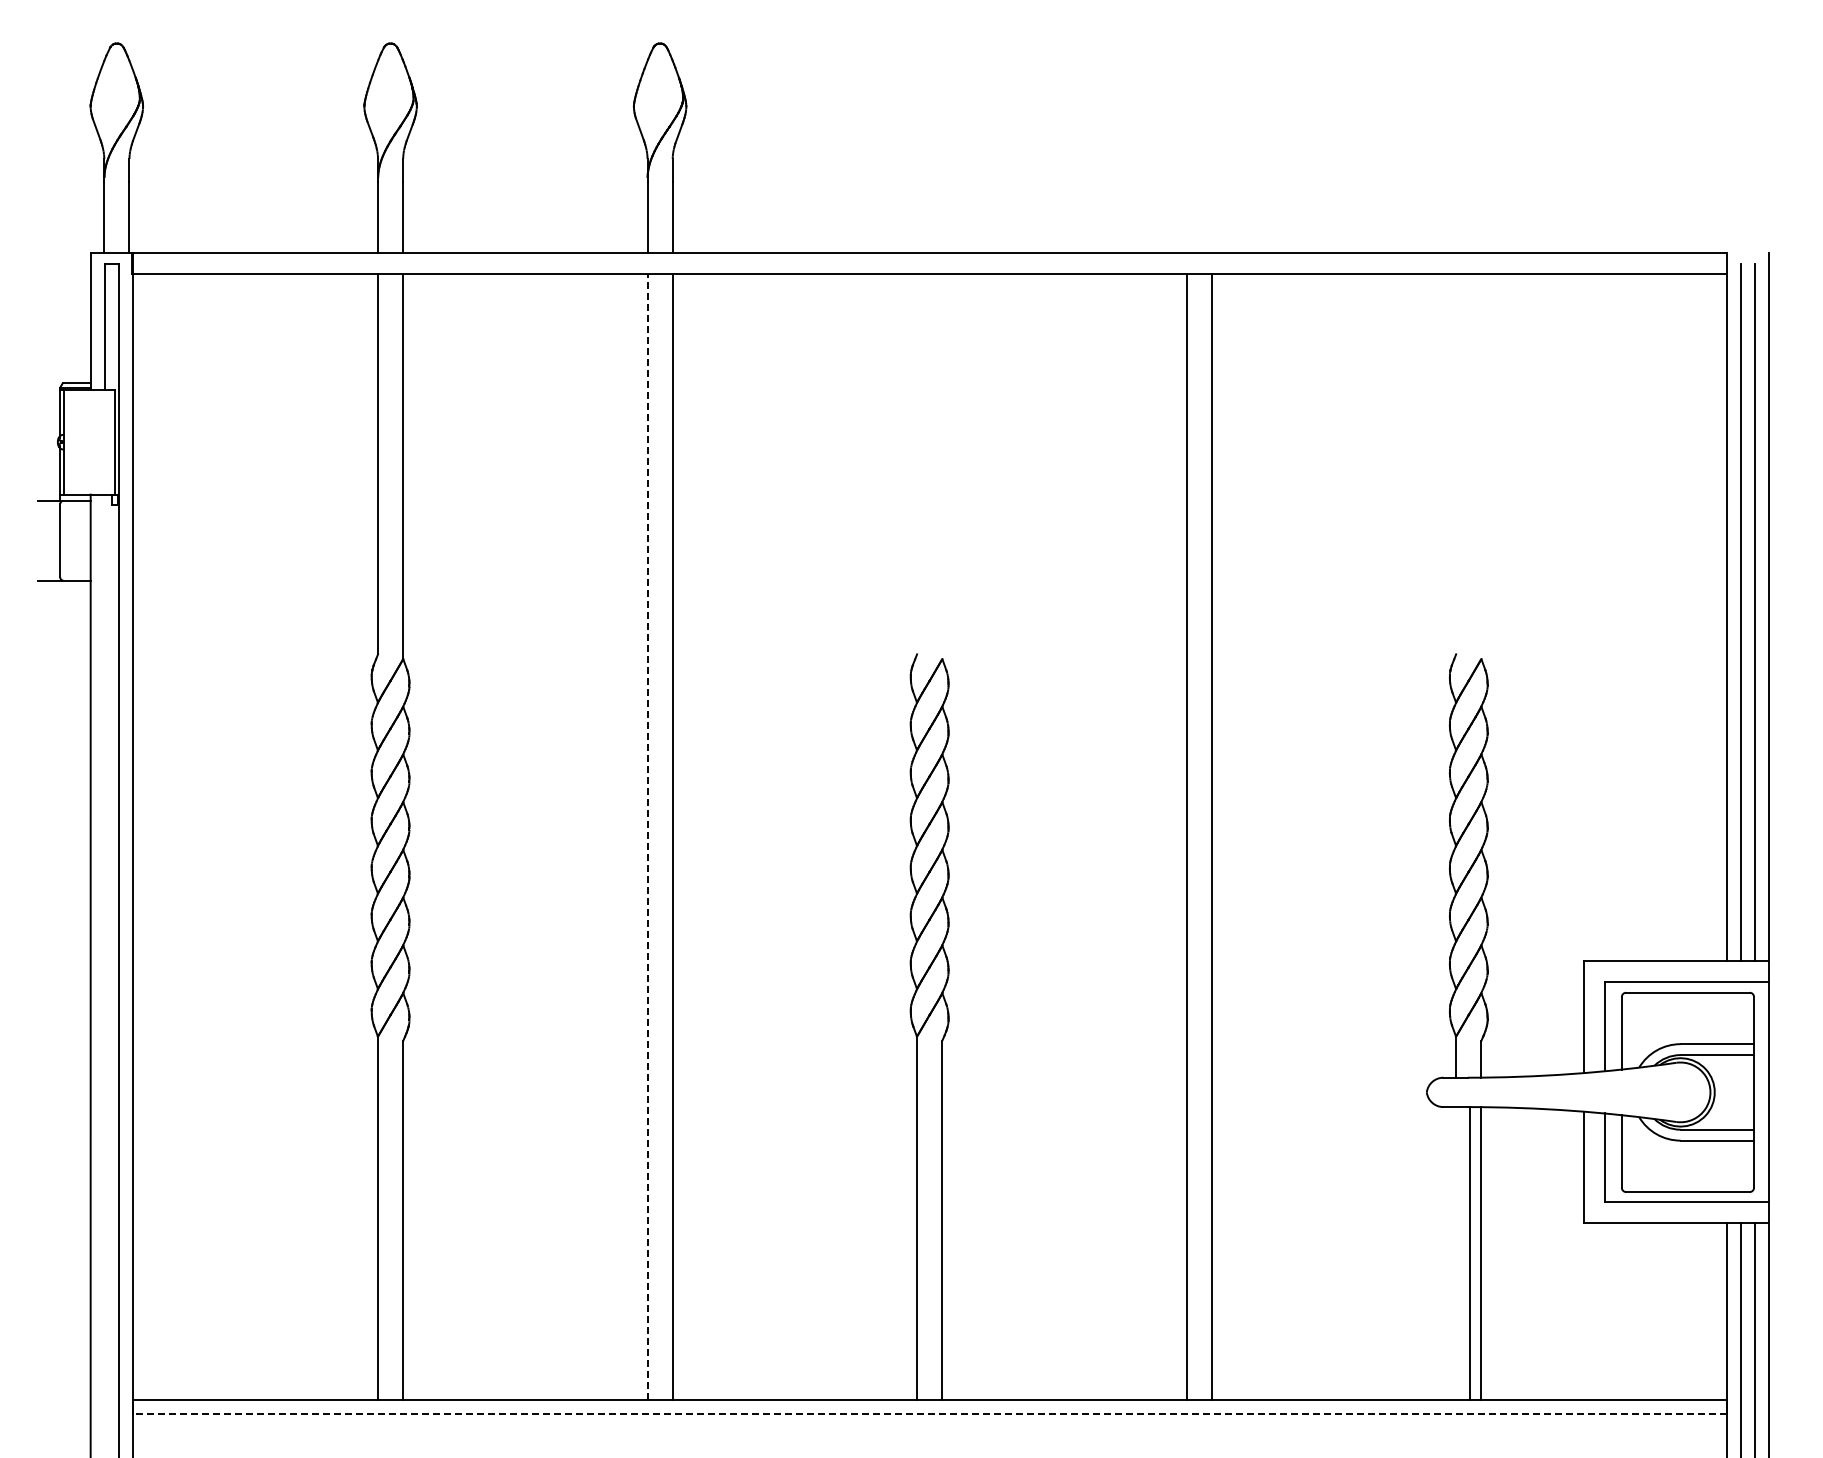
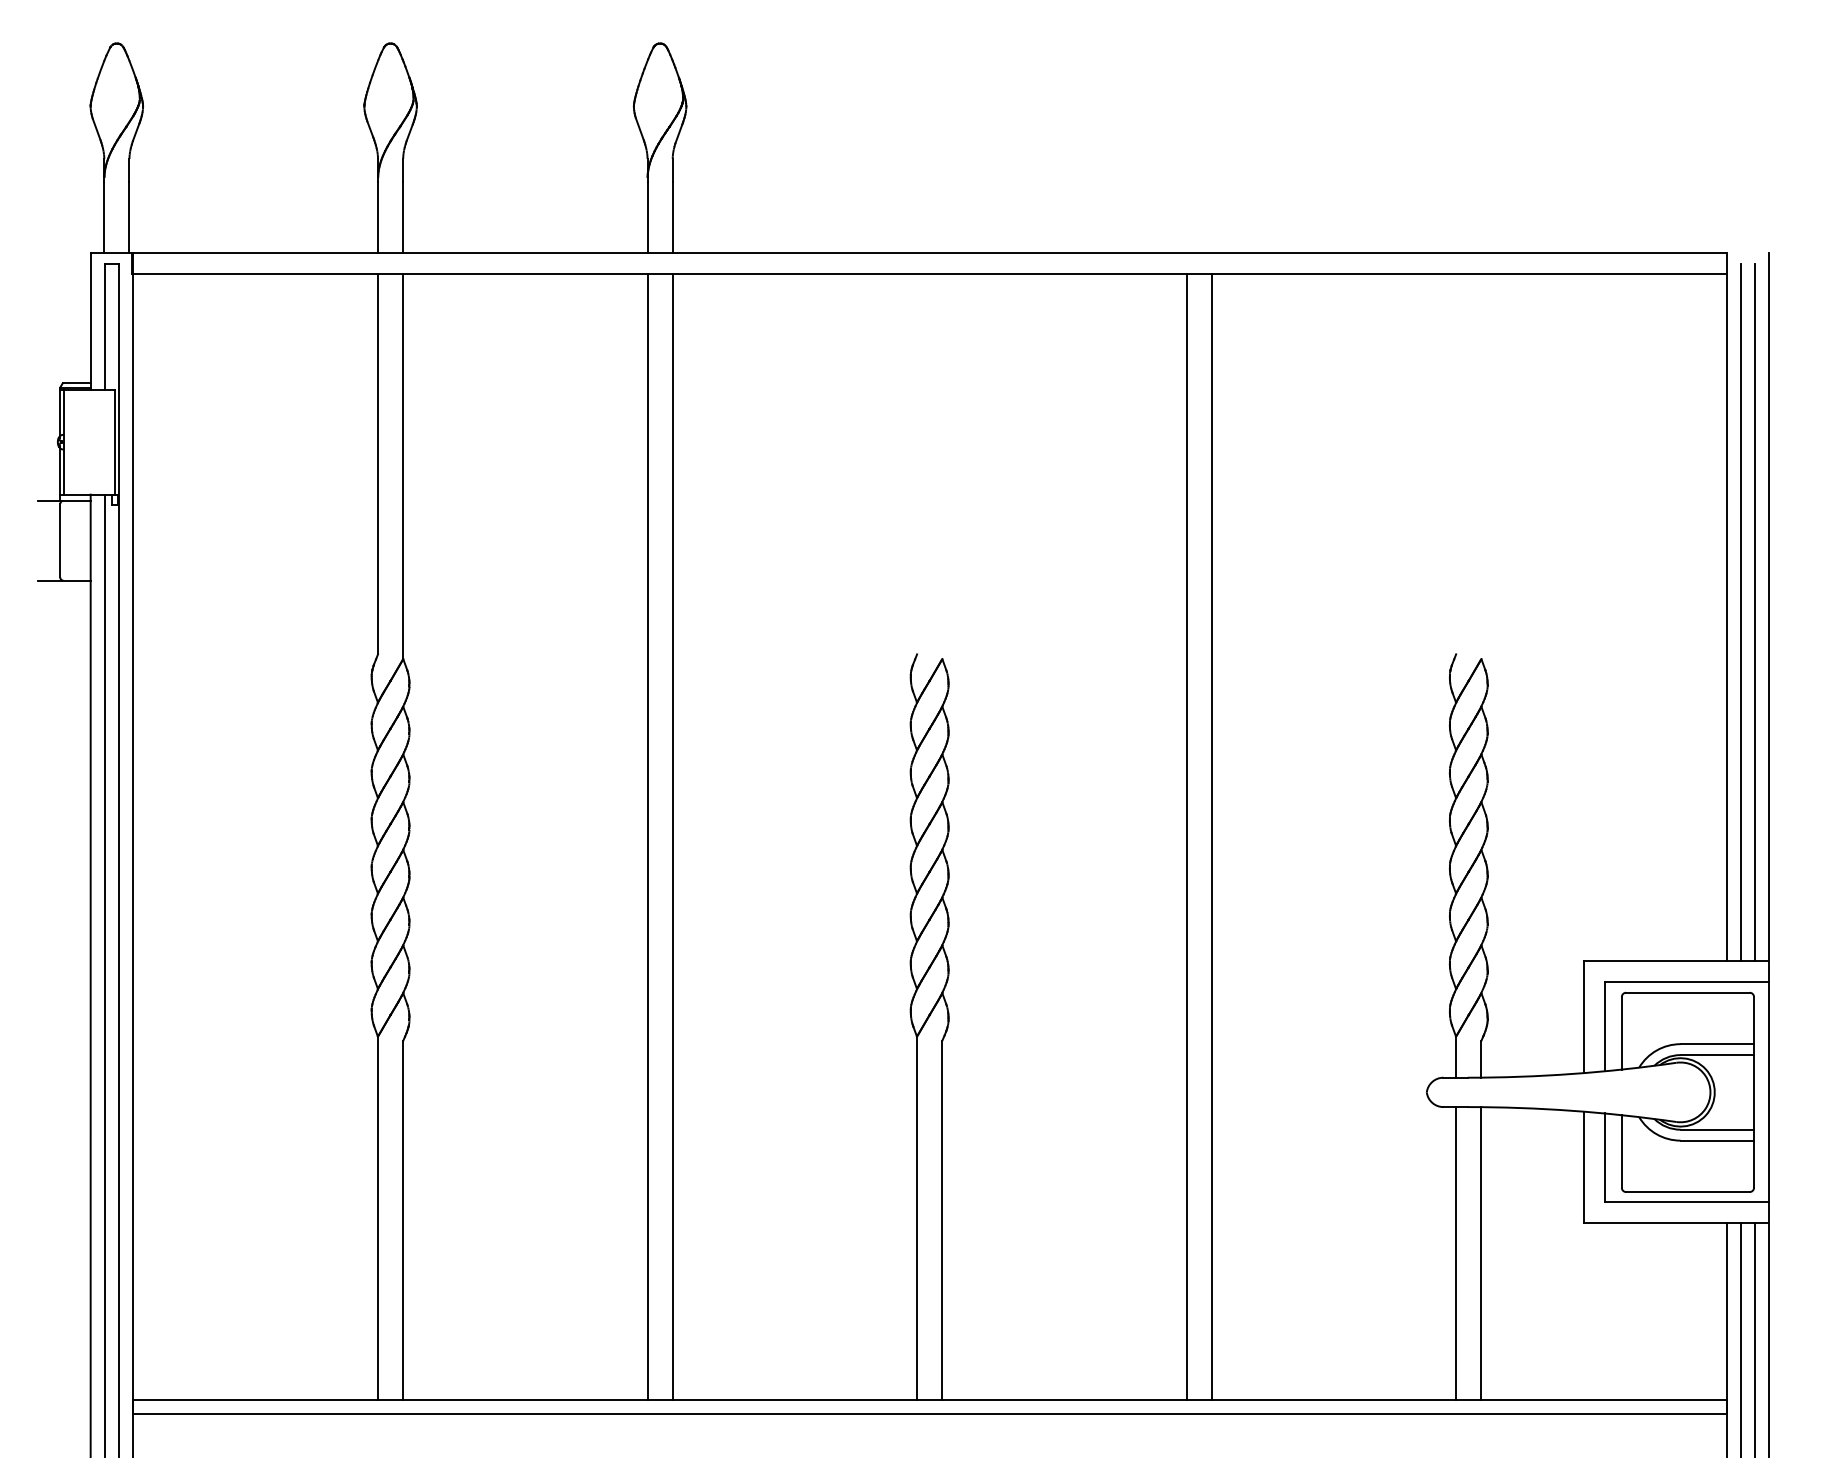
line: dashed -> solid (647, 836)
line: none -> present (104, 974)
line position: (1470, 1253) -> (1456, 1253) (1456, 1253)
line: dashed -> solid (929, 1414)
